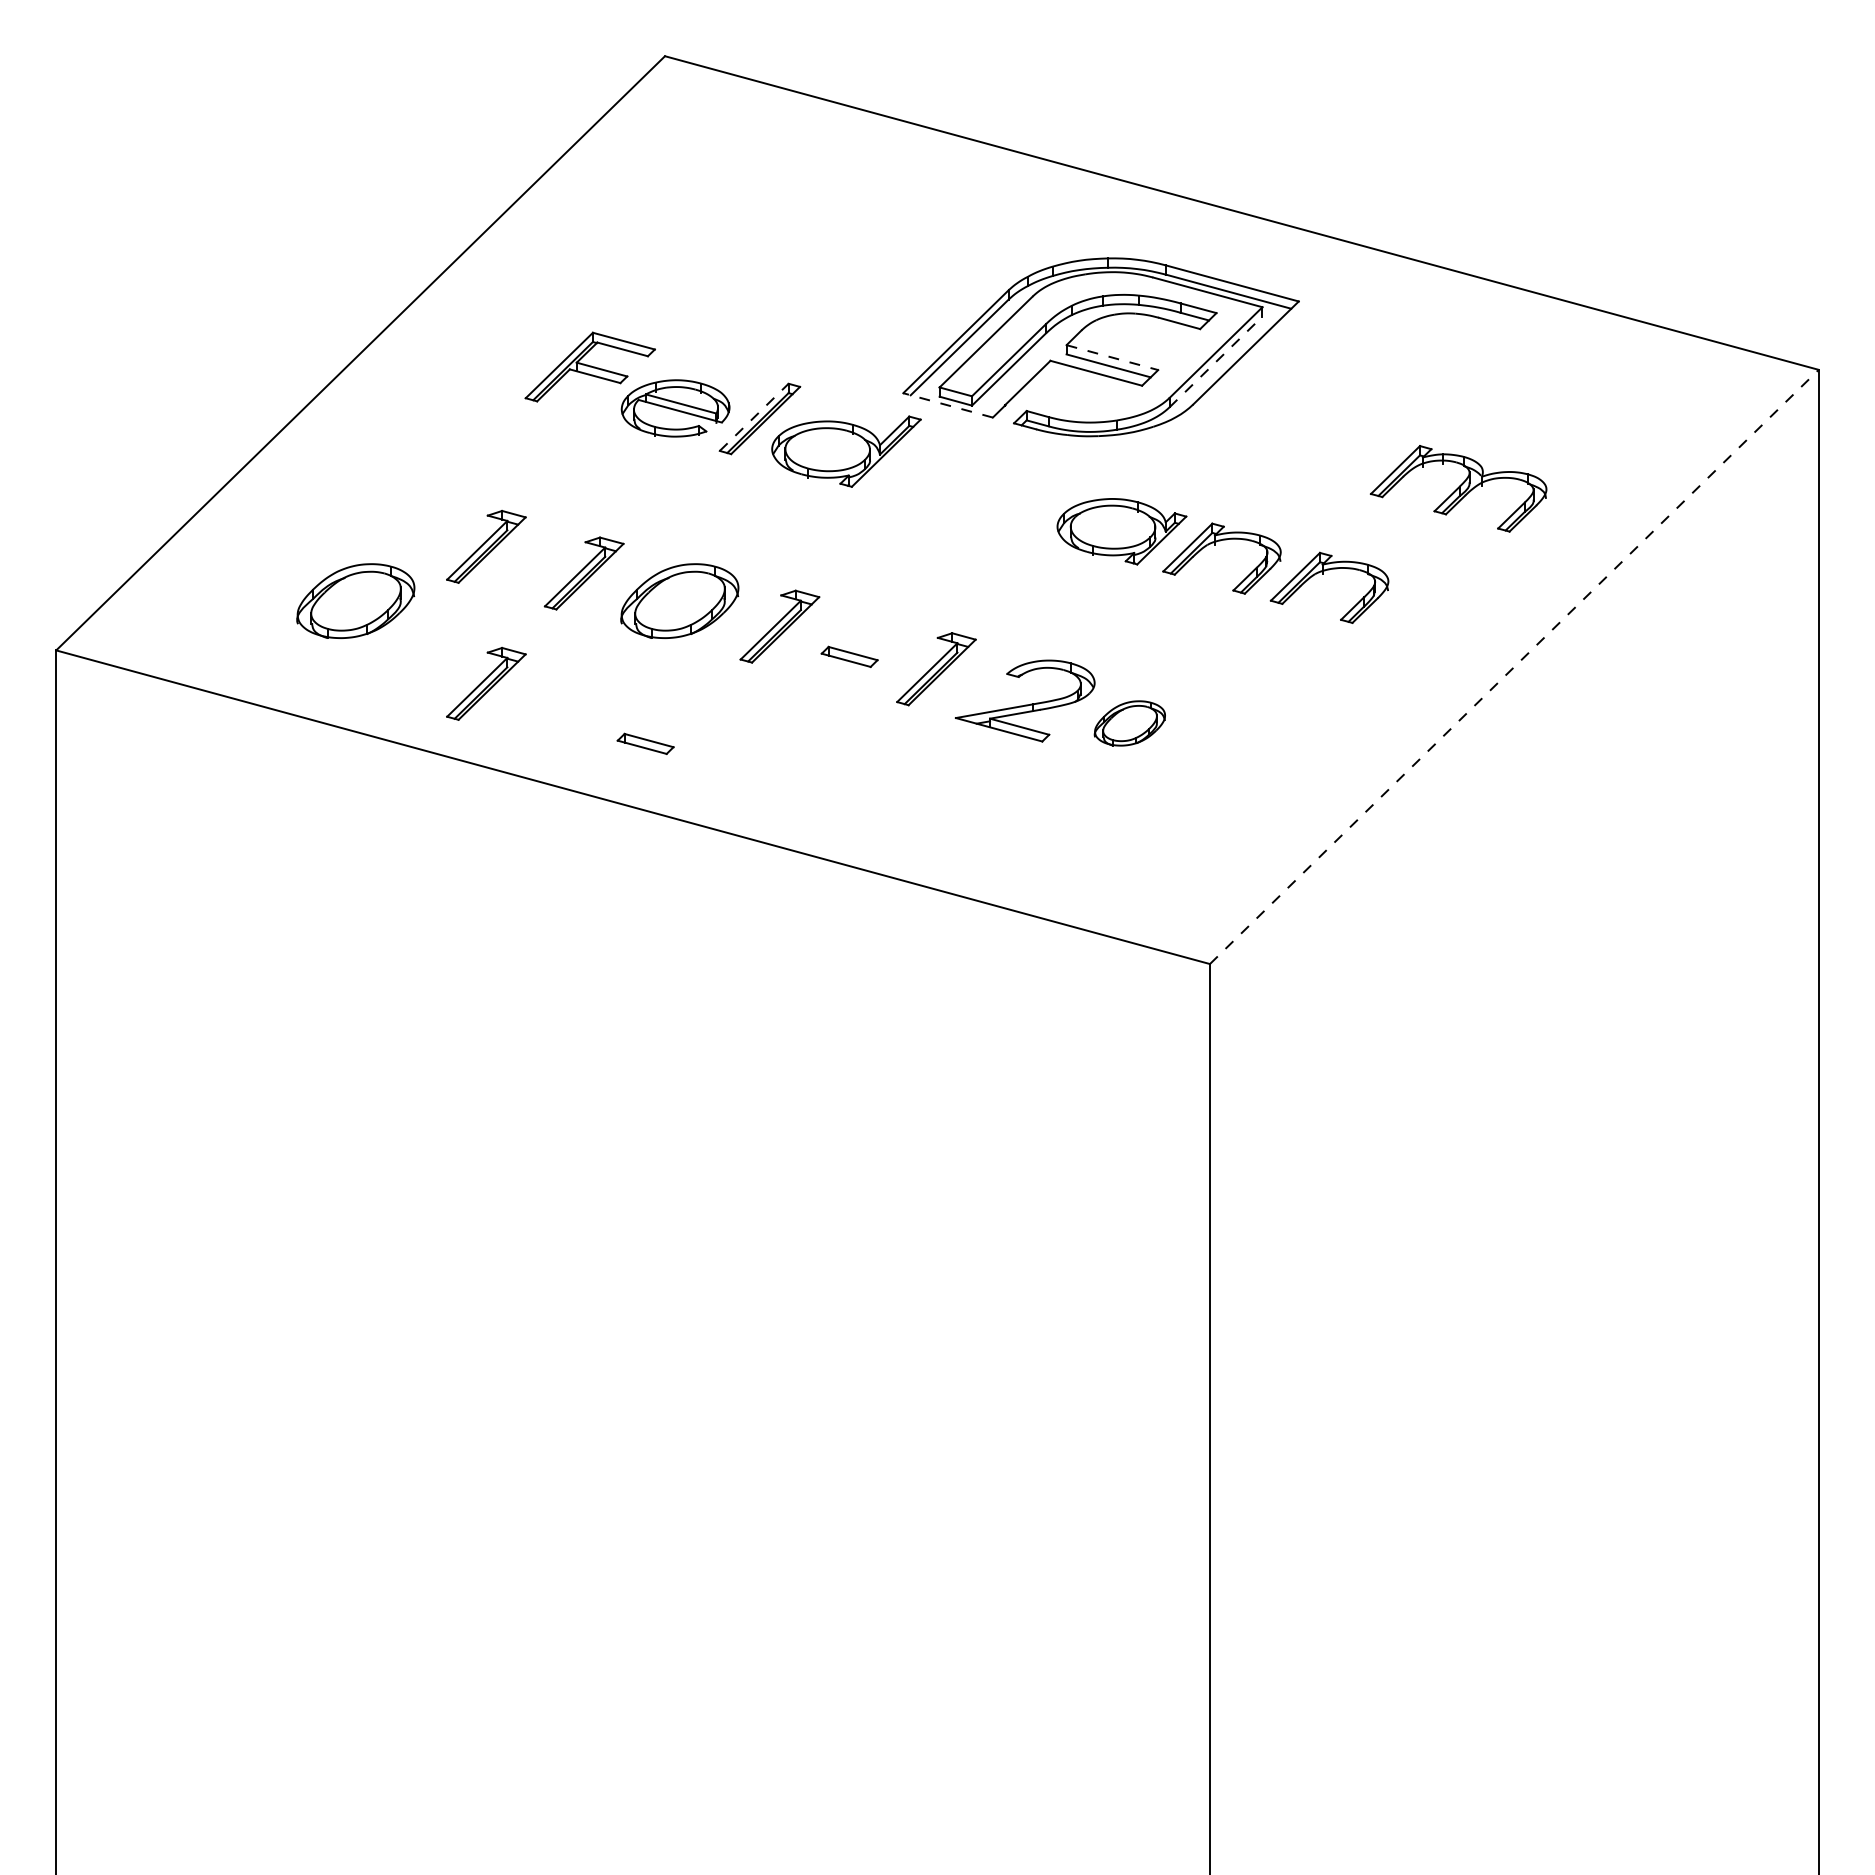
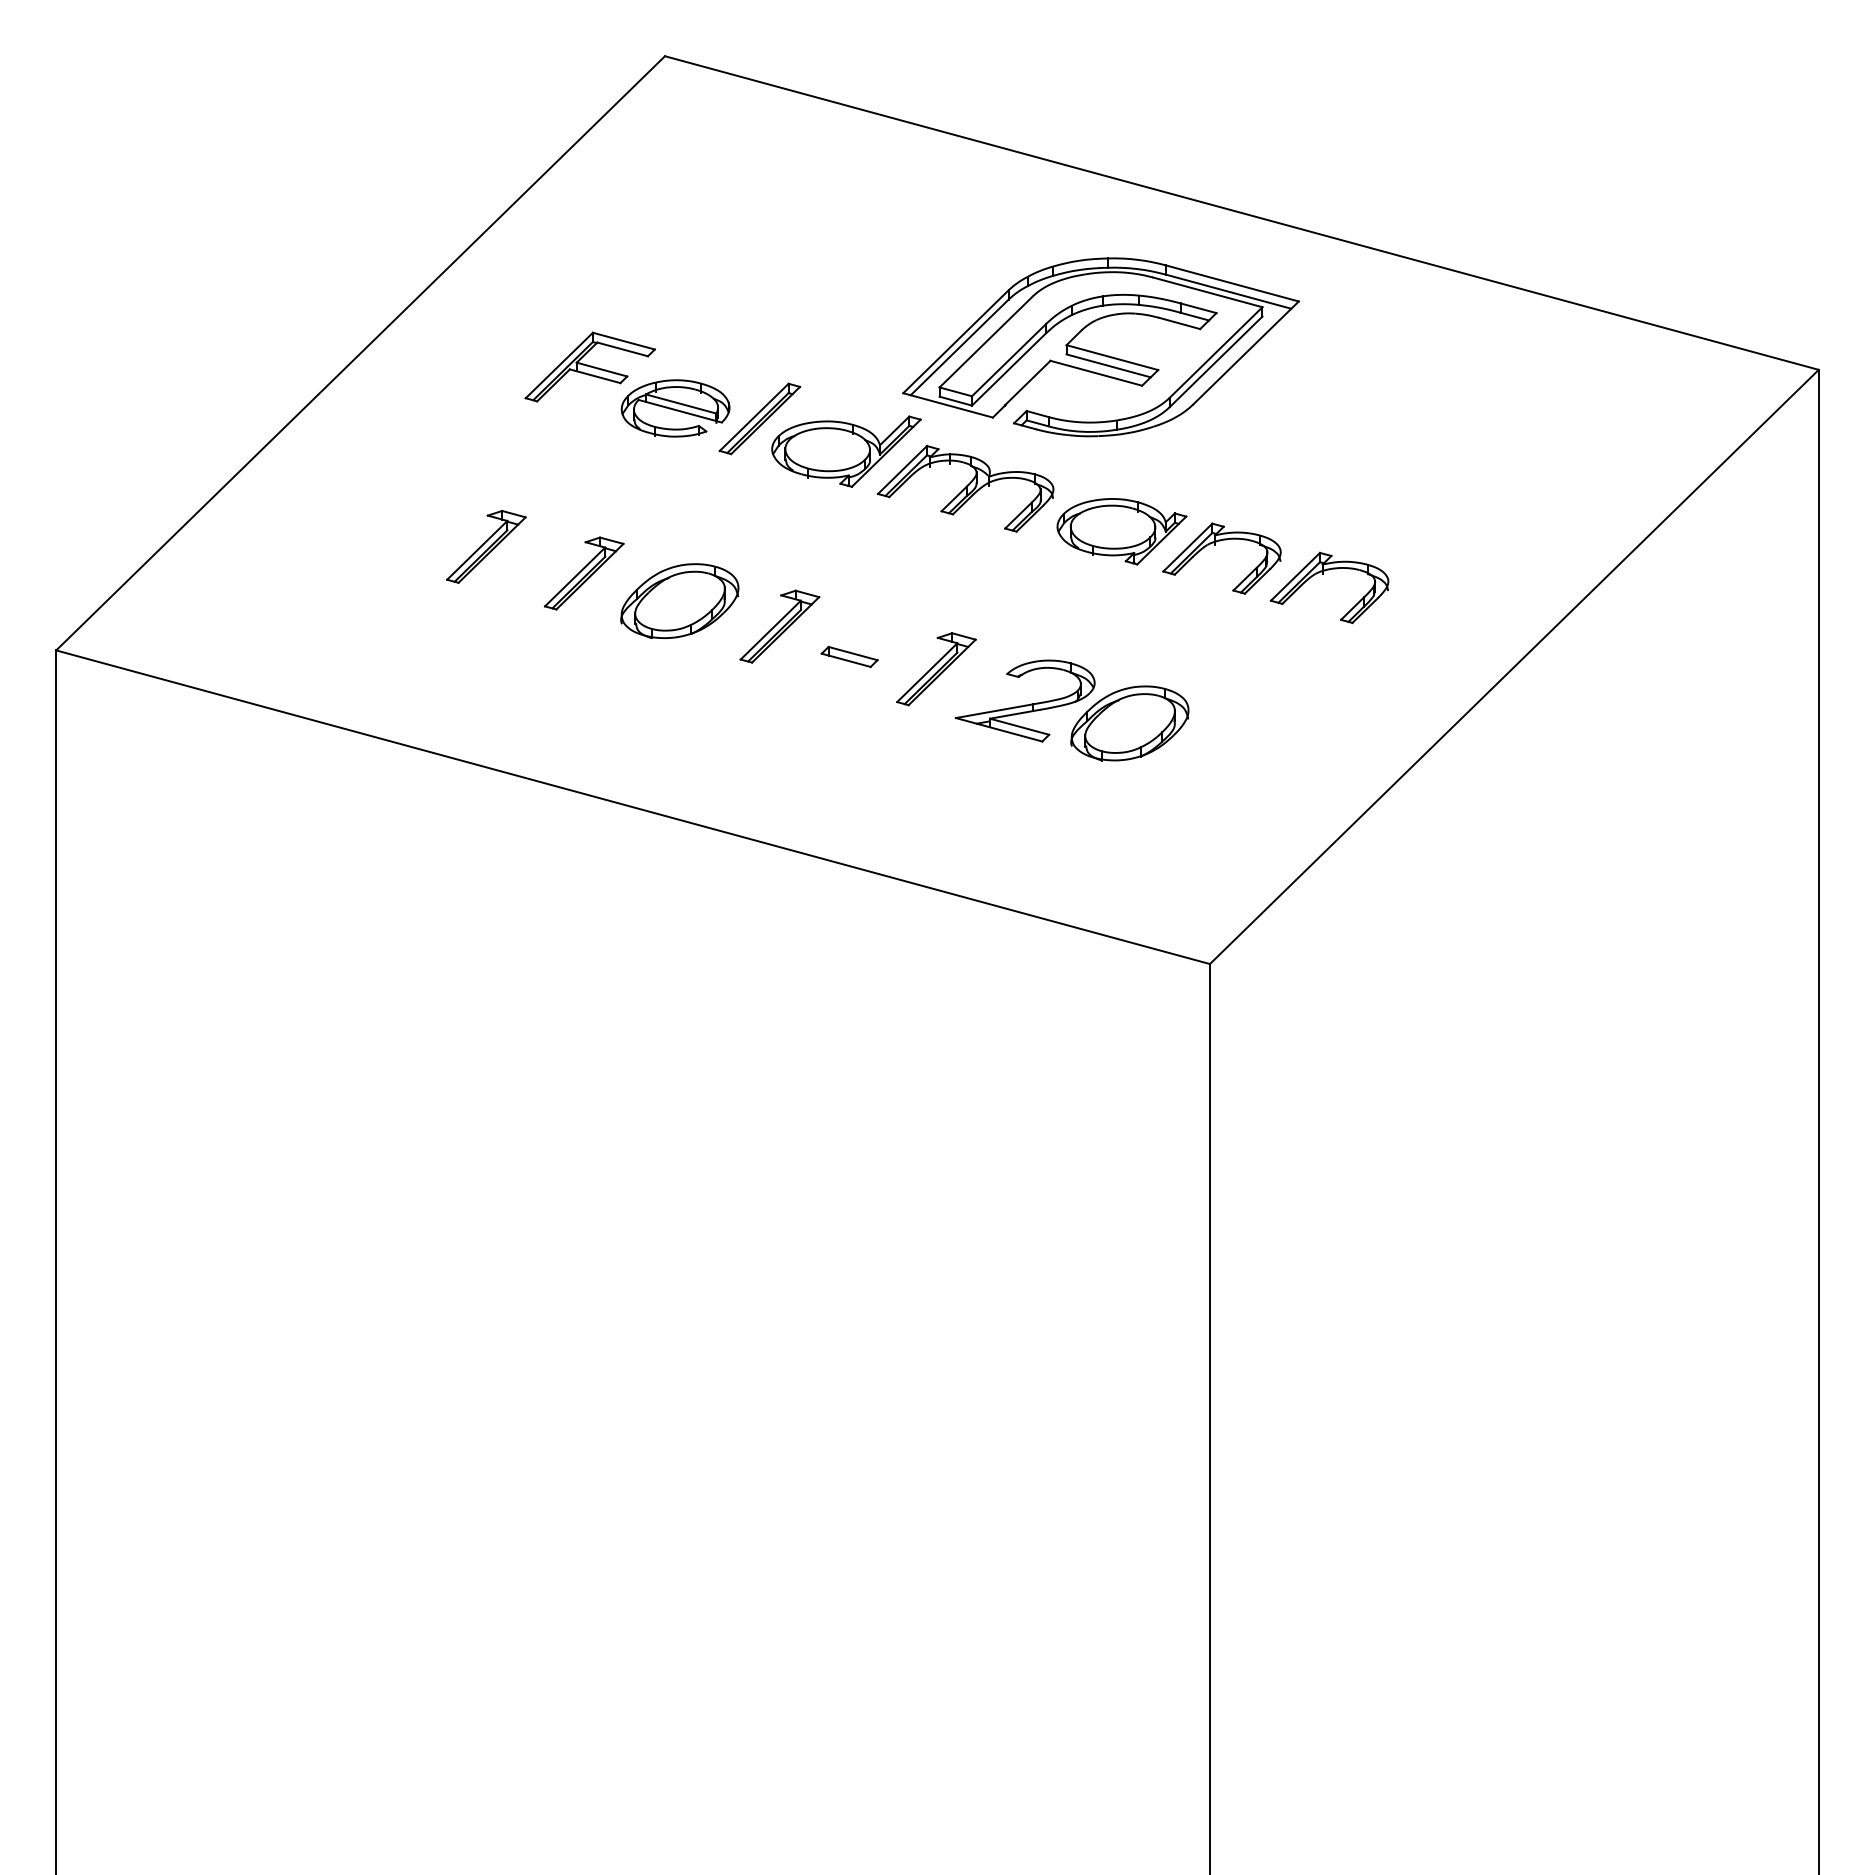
line: dashed -> solid (1112, 357)
line: dashed -> solid (1216, 361)
line: dashed -> solid (947, 405)
line: dashed -> solid (754, 417)
part position: (1458, 488) -> (965, 488) (965, 488)
part: present -> none (355, 600)
line: dashed -> solid (1514, 666)
part: present -> none (486, 683)
part size: 73x47 px -> 120x77 px (1129, 723)
part: present -> none (645, 743)
